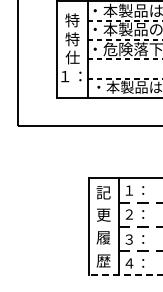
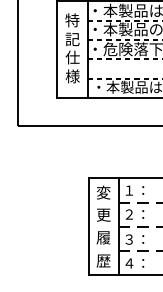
text: 特 -> 記 (72, 39)
text: １： -> 様 (71, 76)
text: 記 -> 変 (103, 192)
line: dashed -> solid (125, 275)
